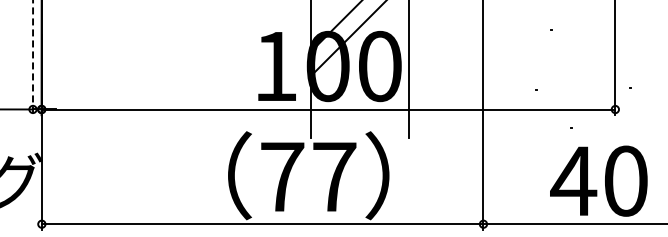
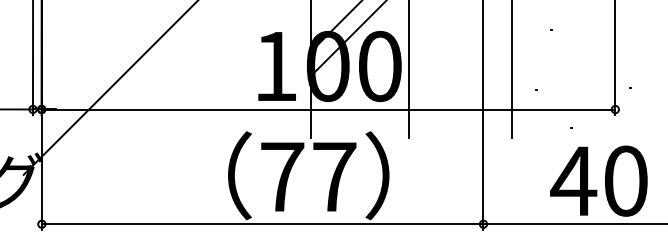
line: dashed -> solid (33, 58)
line: none -> present (512, 70)
line: none -> present (109, 88)
